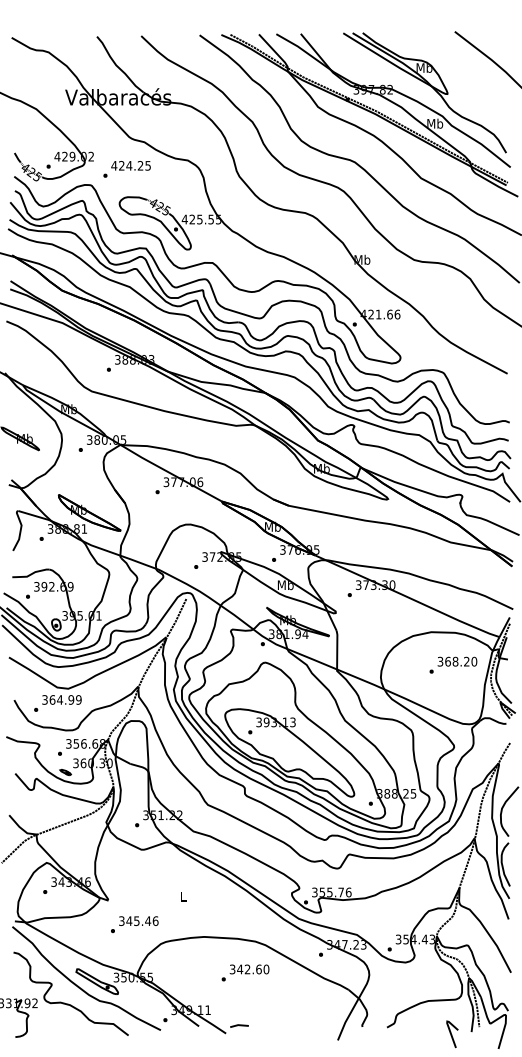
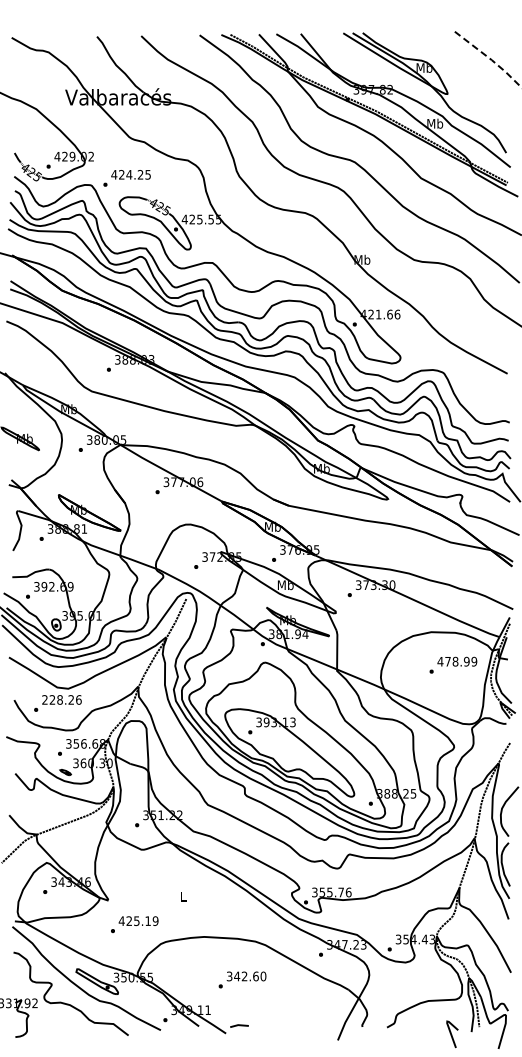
line: solid -> dashed (490, 58)
text position: (126, 169) -> (126, 178) (126, 178)
text: 368.20 -> 478.99 (457, 661)
text: 364.99 -> 228.26 (61, 699)
text: 345.46 -> 425.19 (138, 921)
text position: (245, 972) -> (242, 979) (242, 979)
